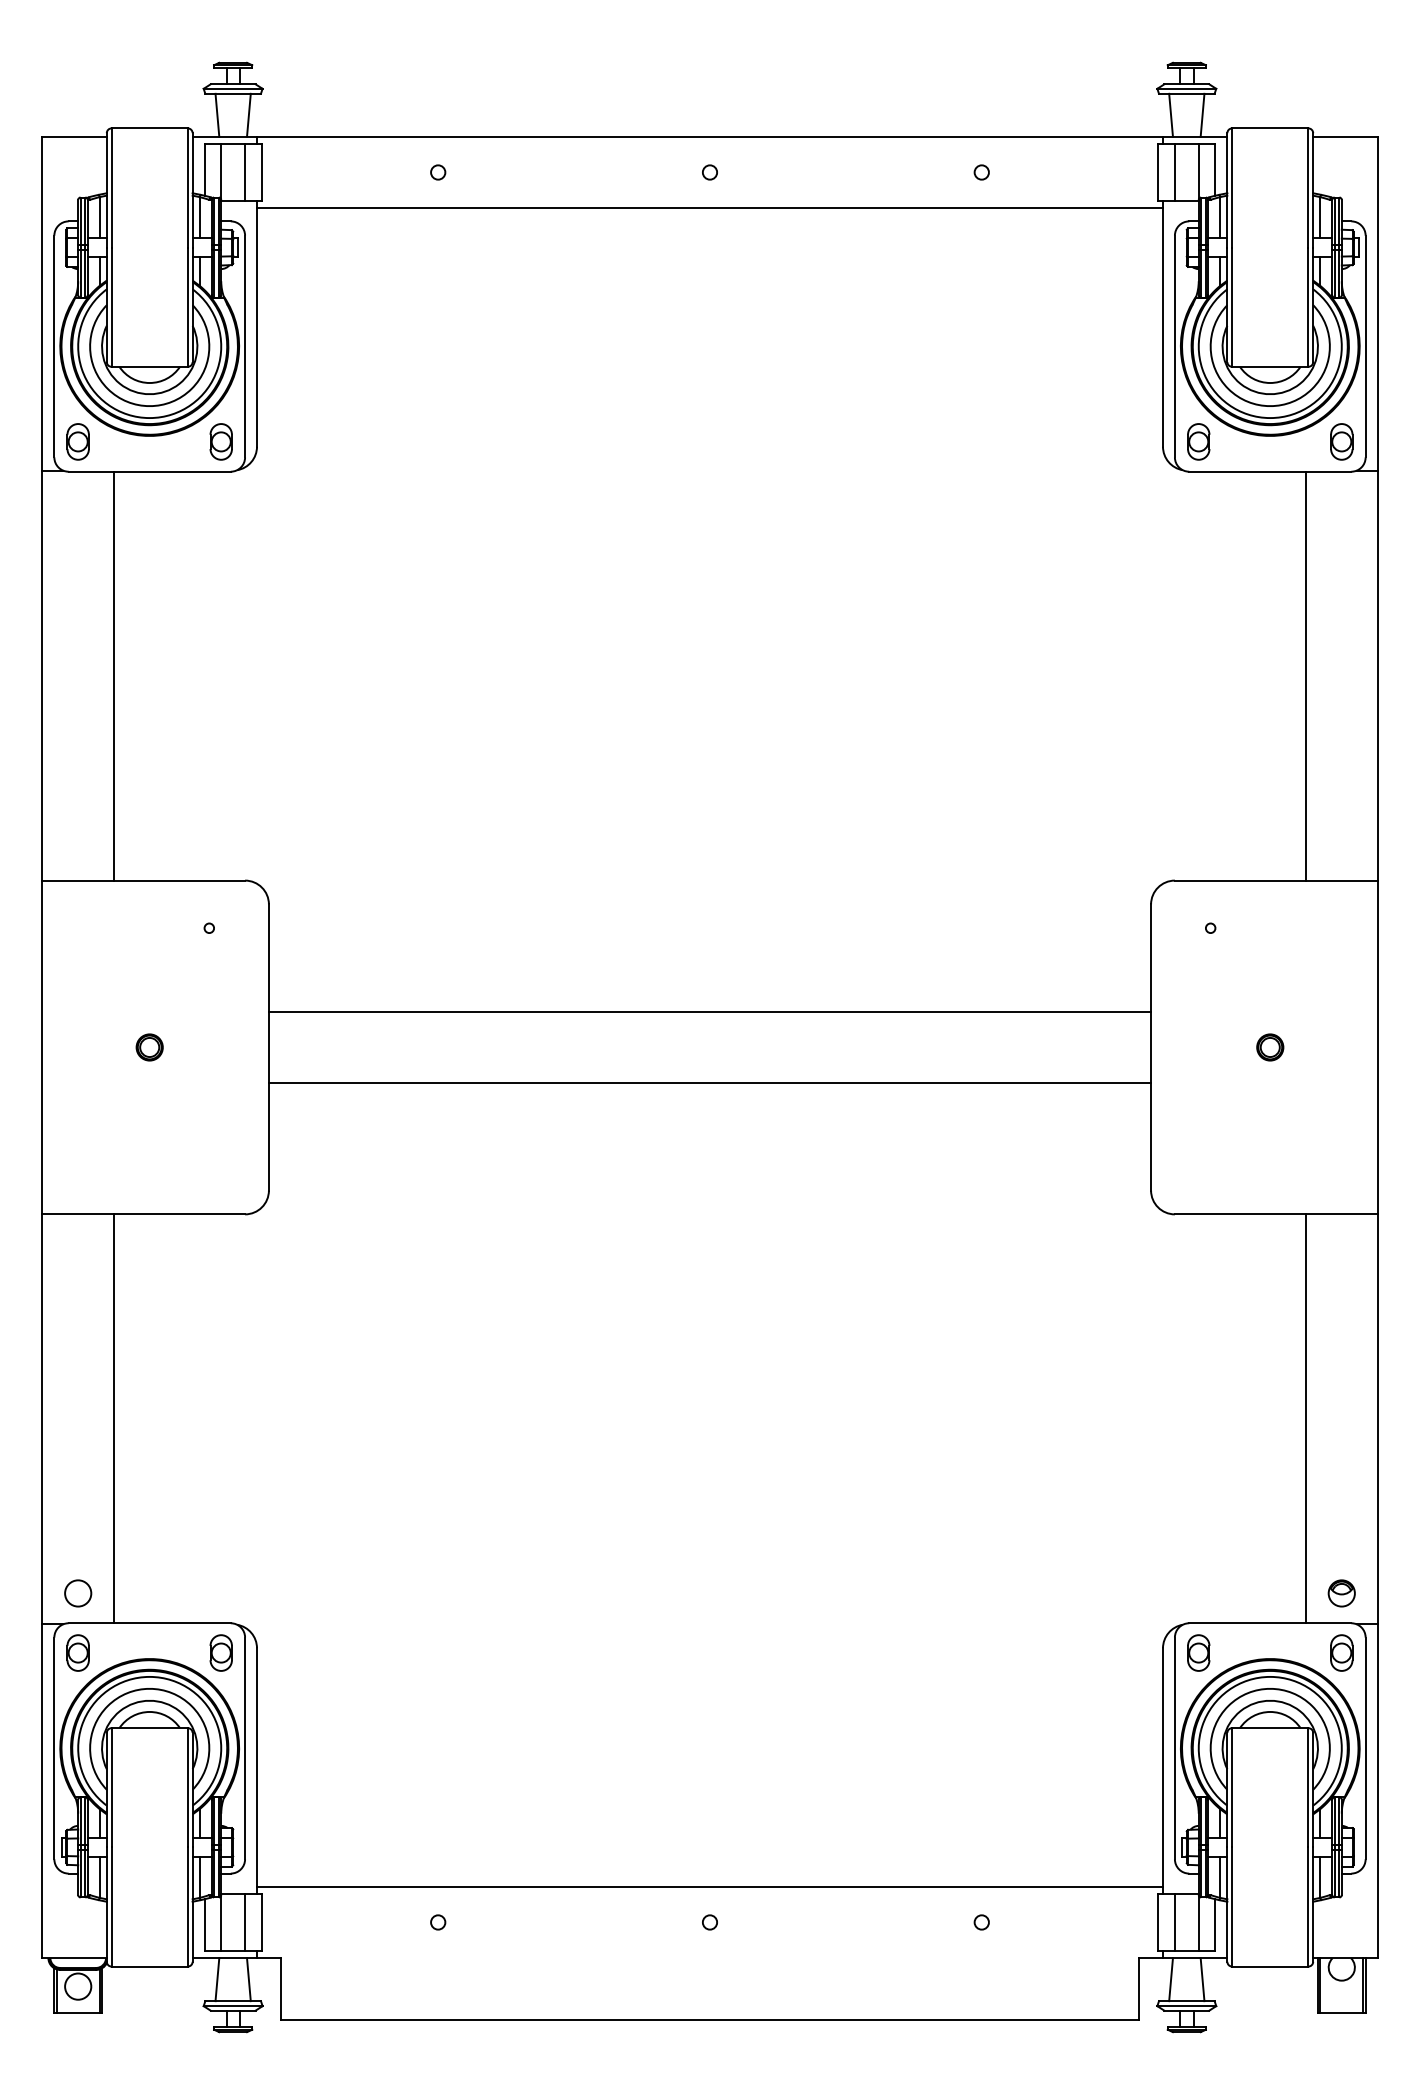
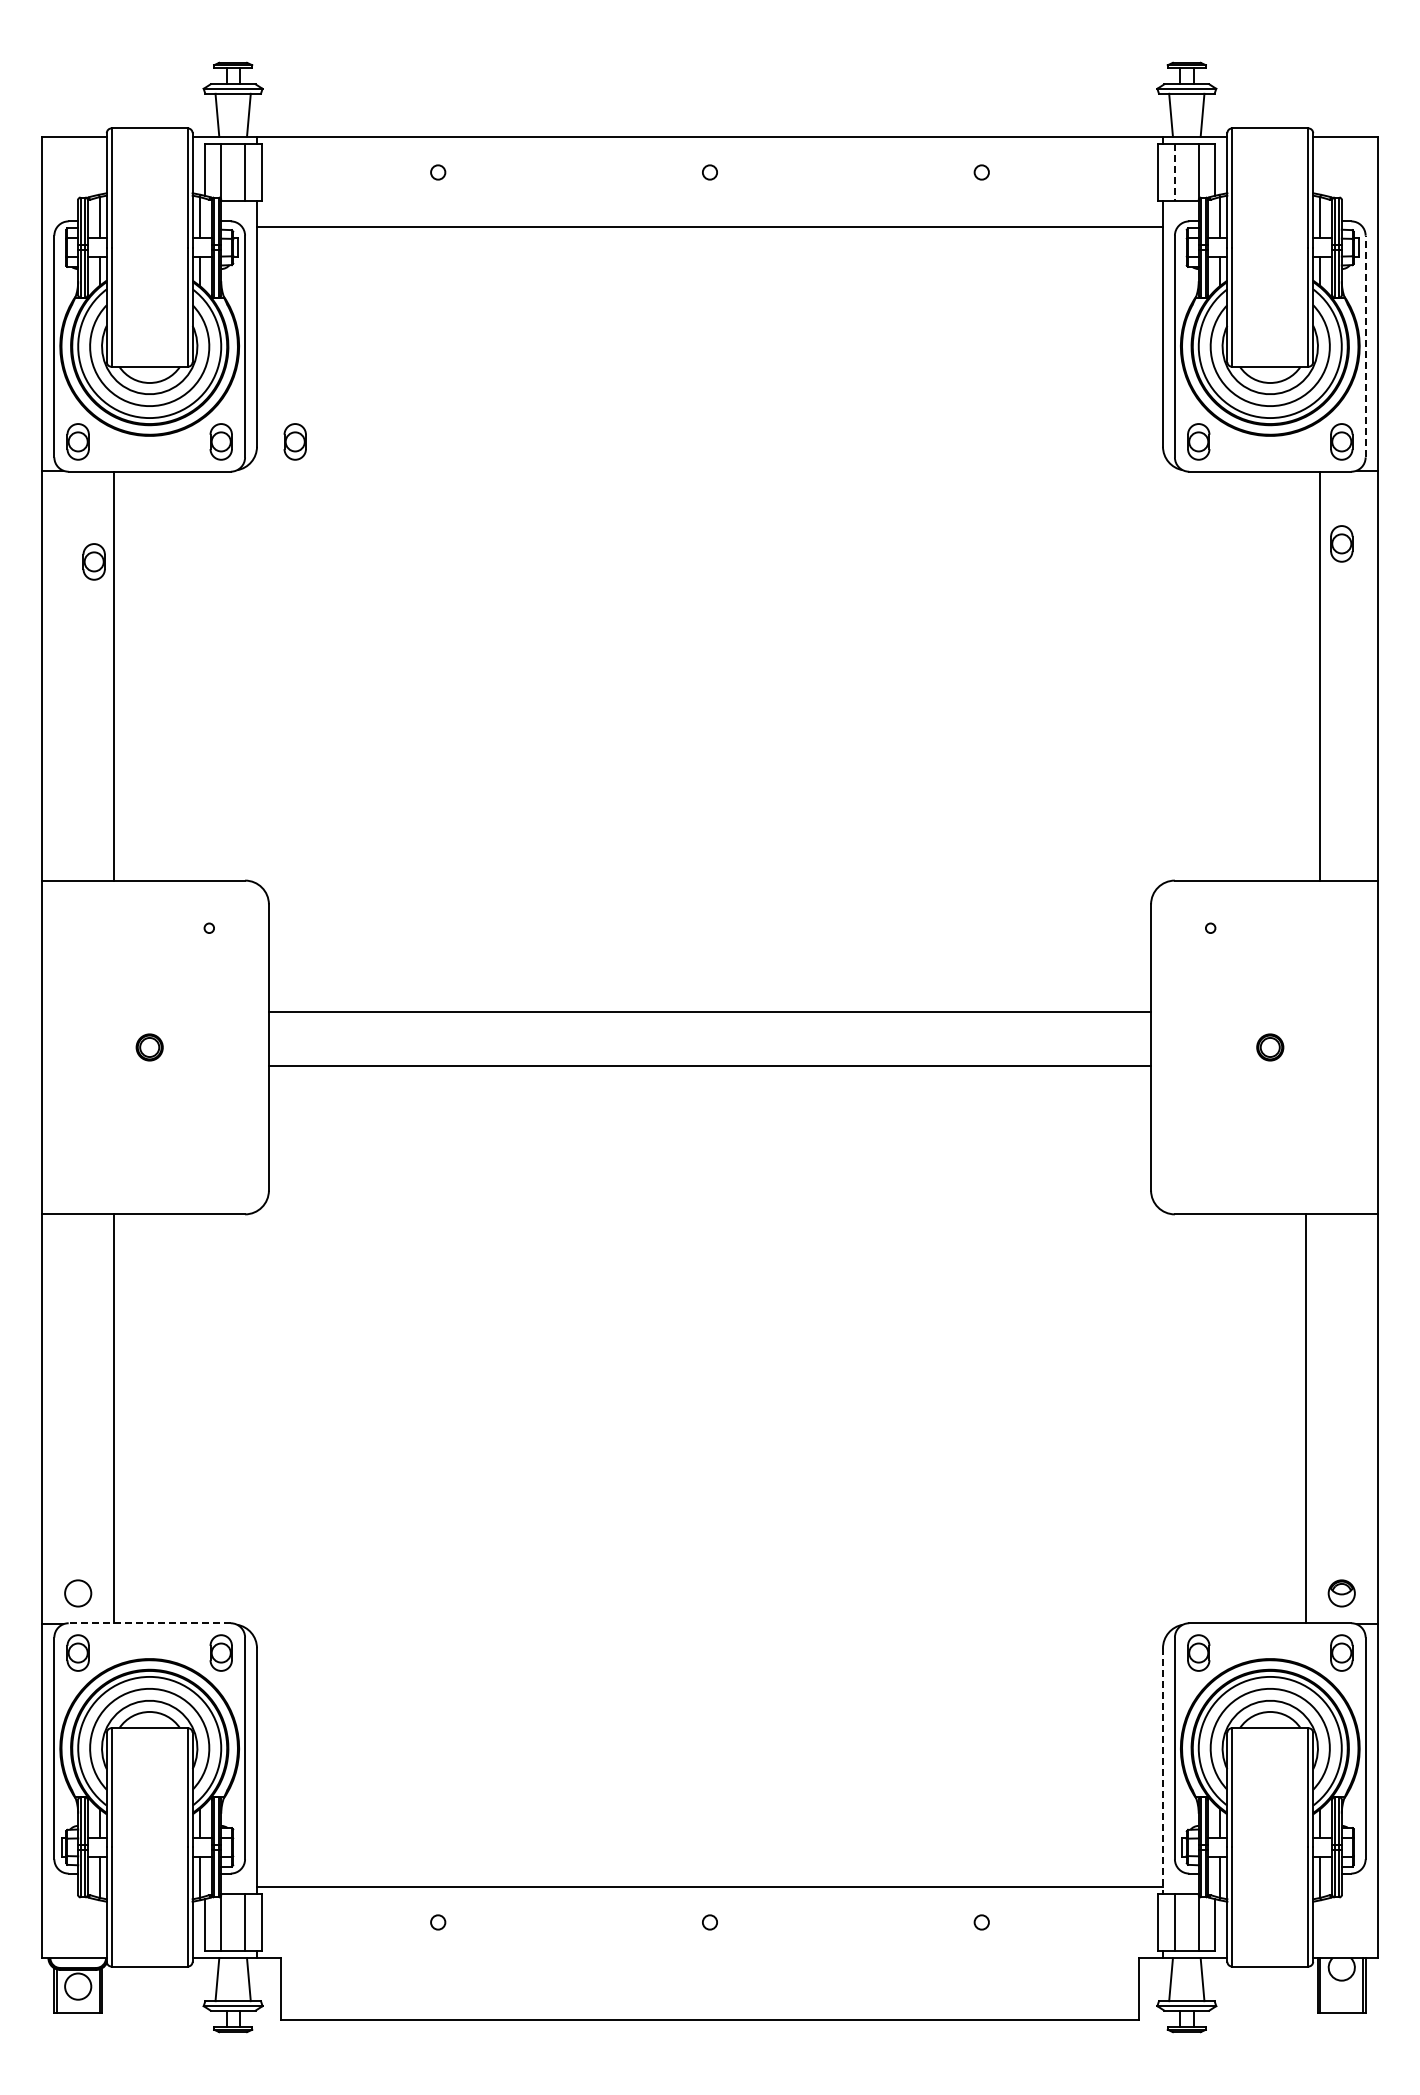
line: solid -> dashed (1174, 172)
line position: (709, 208) -> (709, 227) (709, 227)
line: solid -> dashed (1365, 346)
part: none -> present (294, 441)
part: none -> present (1341, 543)
part: none -> present (93, 561)
line position: (1306, 675) -> (1320, 675) (1320, 675)
line position: (709, 1083) -> (709, 1066) (709, 1066)
line: solid -> dashed (149, 1623)
line: solid -> dashed (1162, 1771)
